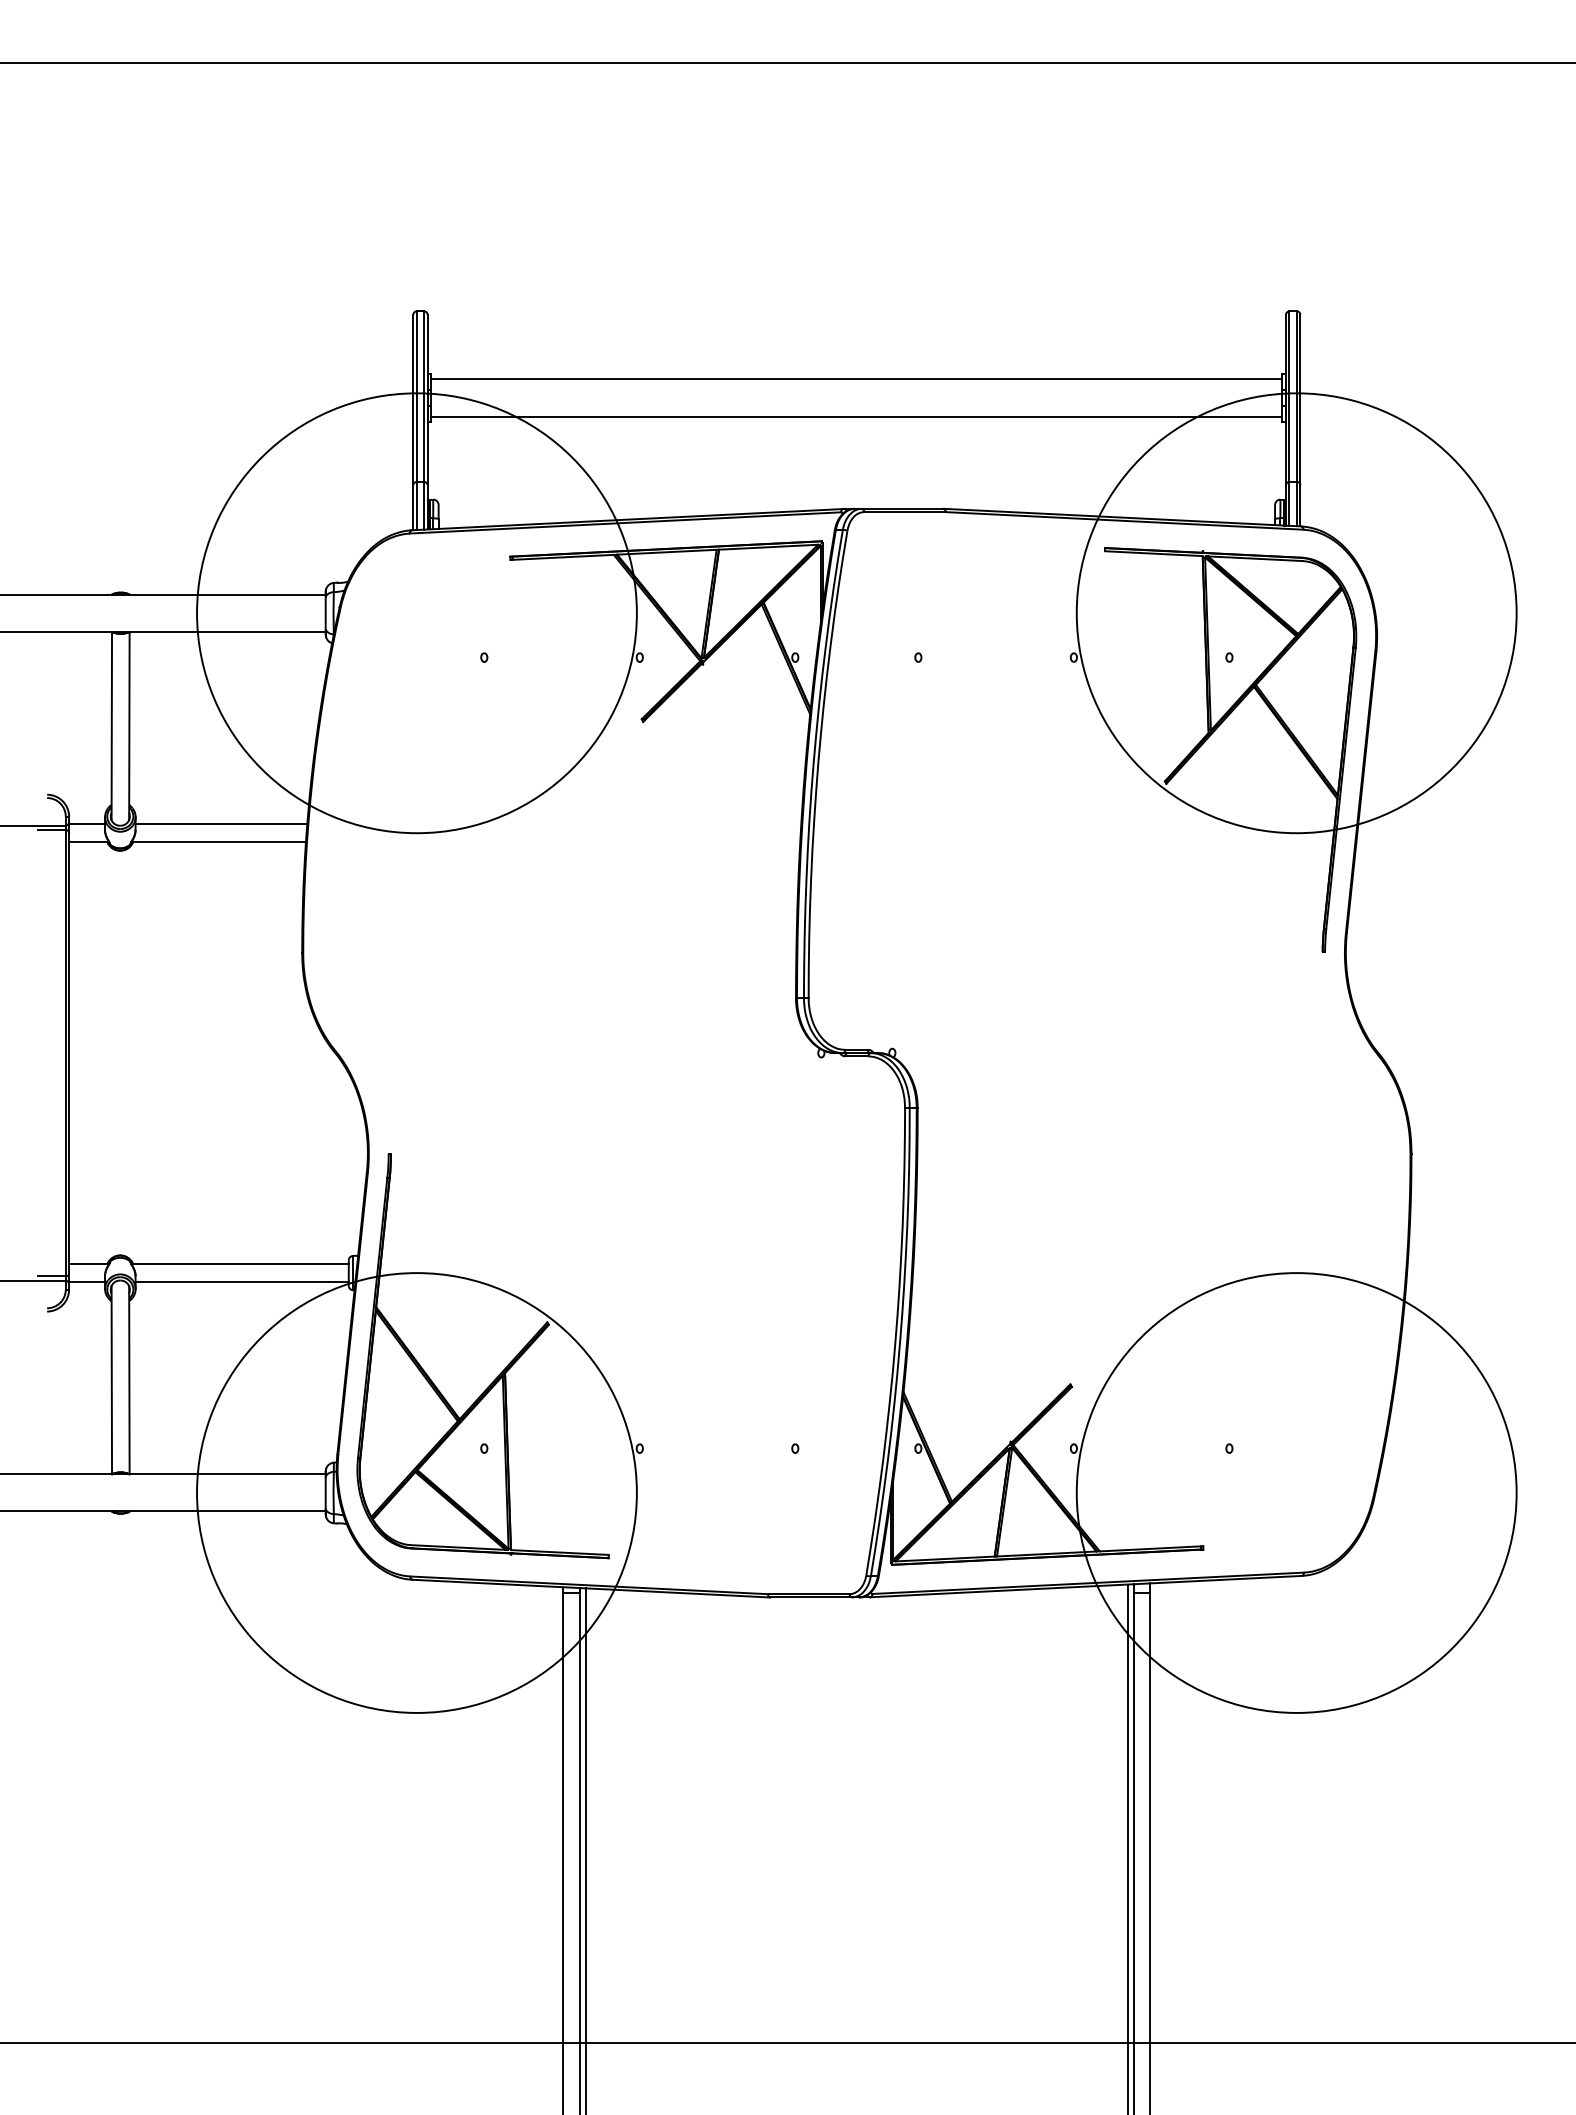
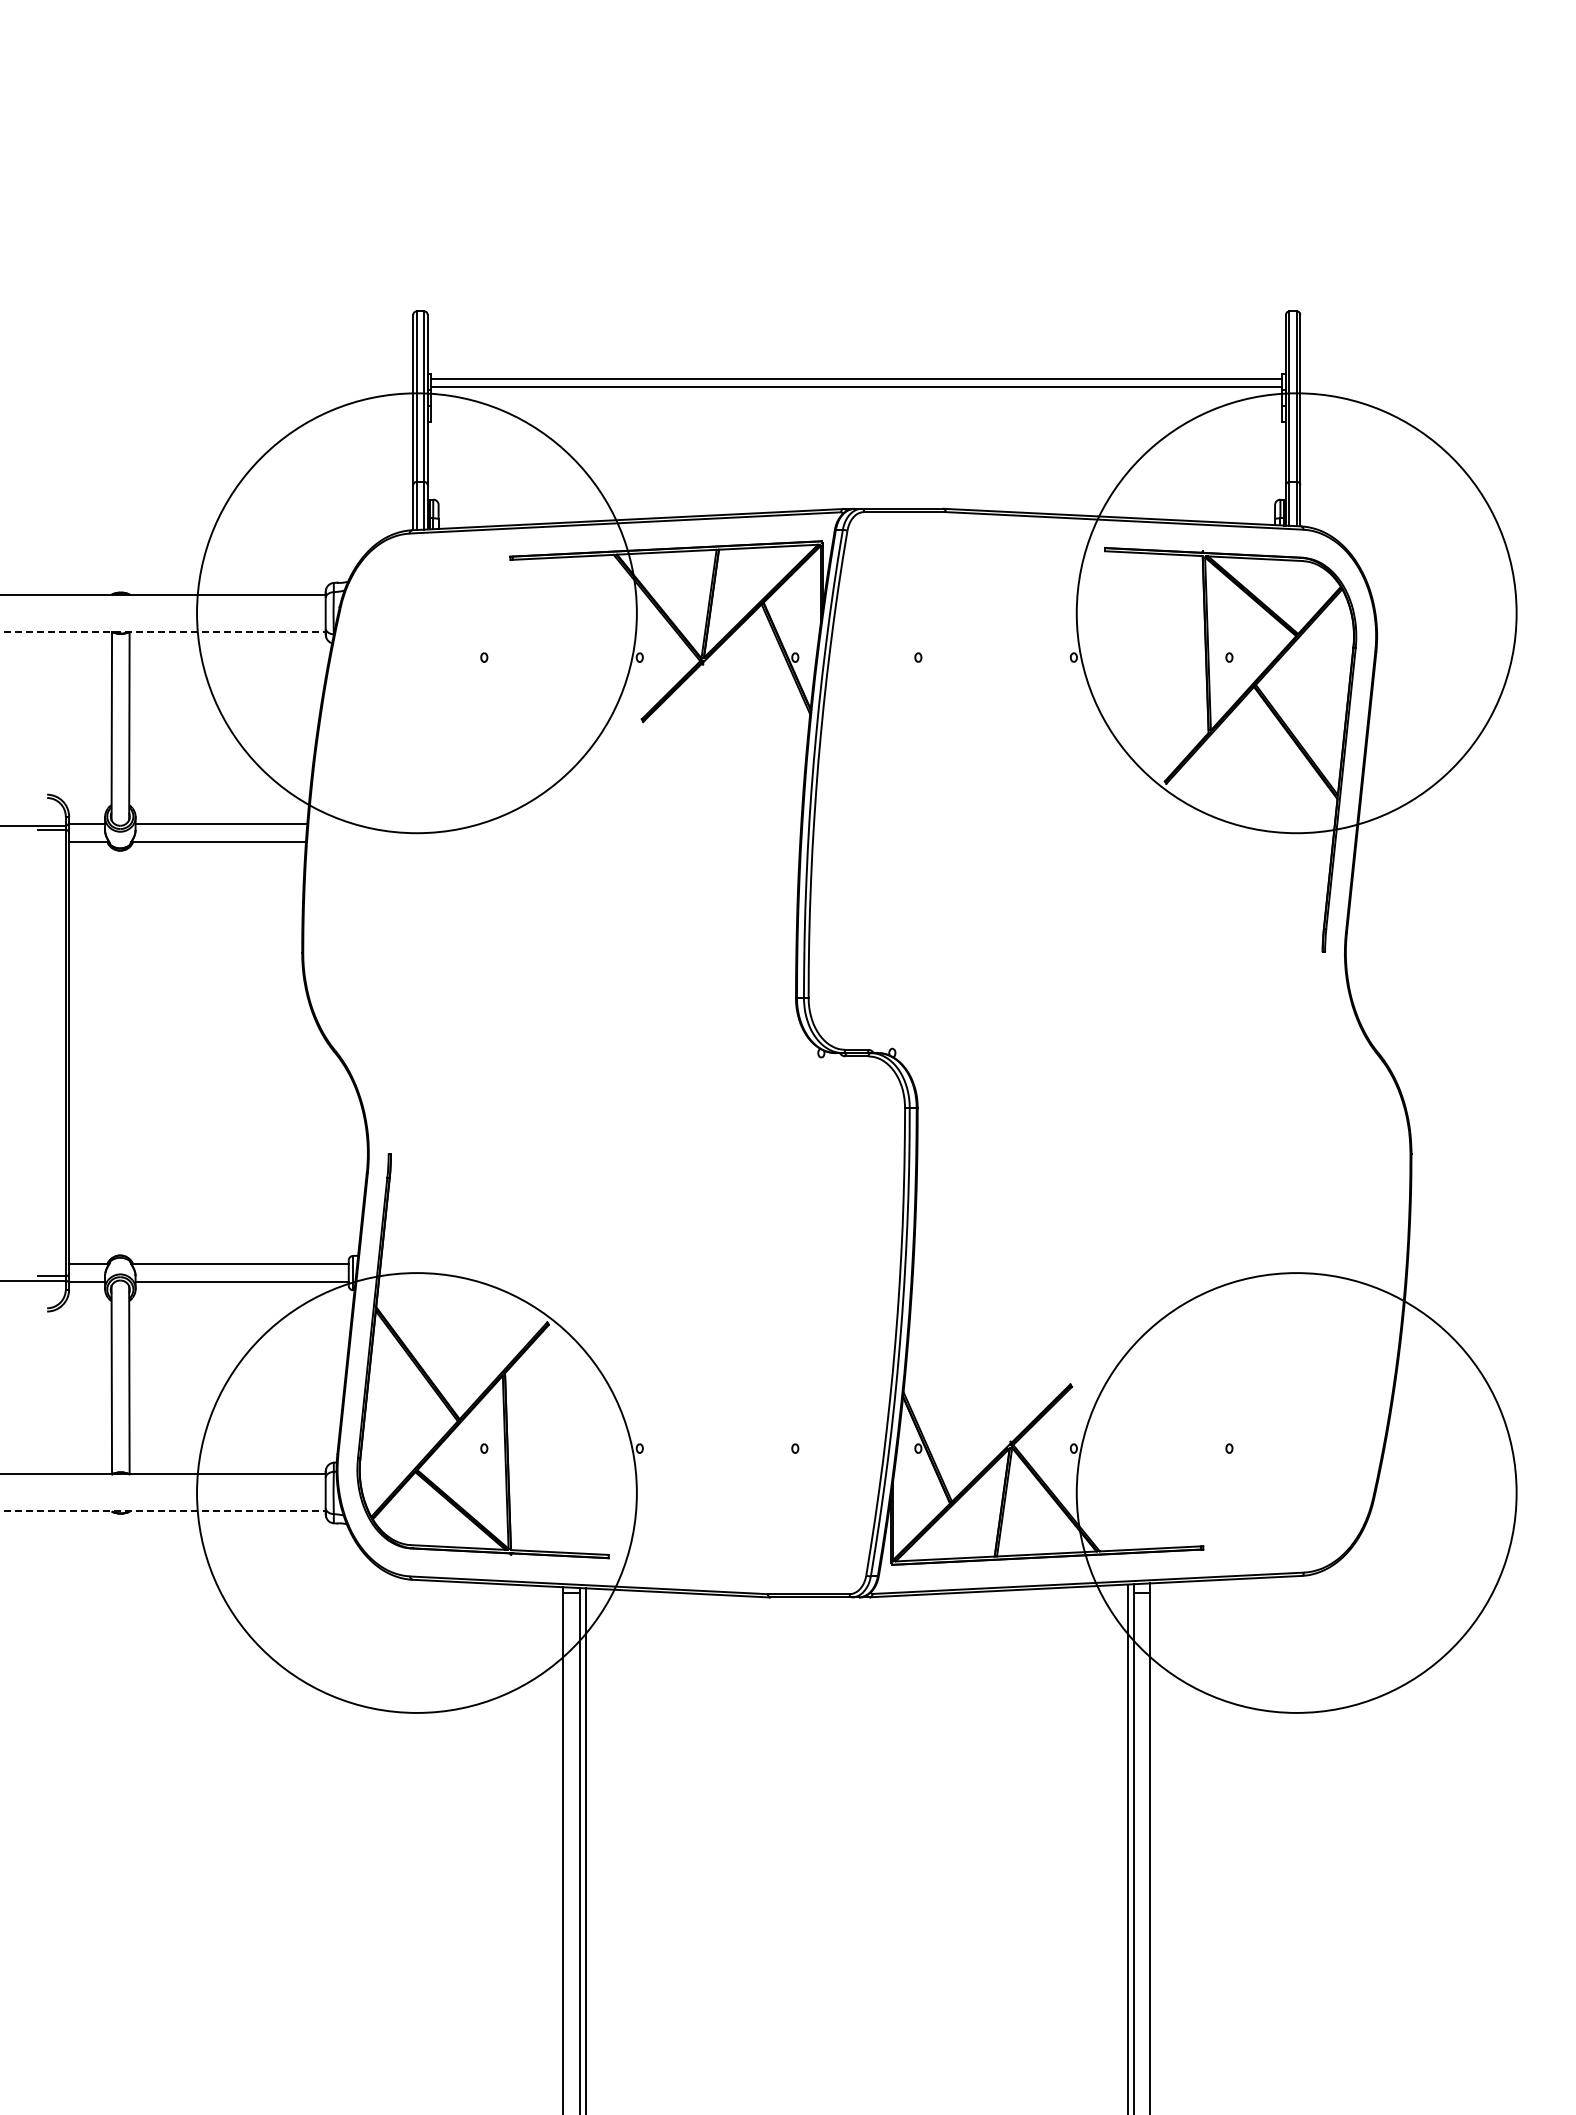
line: present -> none (787, 63)
line position: (856, 416) -> (856, 386) (856, 386)
line: solid -> dashed (163, 631)
line: solid -> dashed (163, 1511)
line: present -> none (787, 2042)
